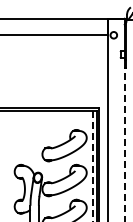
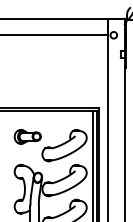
part: none -> present (27, 136)
line: dashed -> solid (125, 144)
line: dashed -> solid (92, 167)
